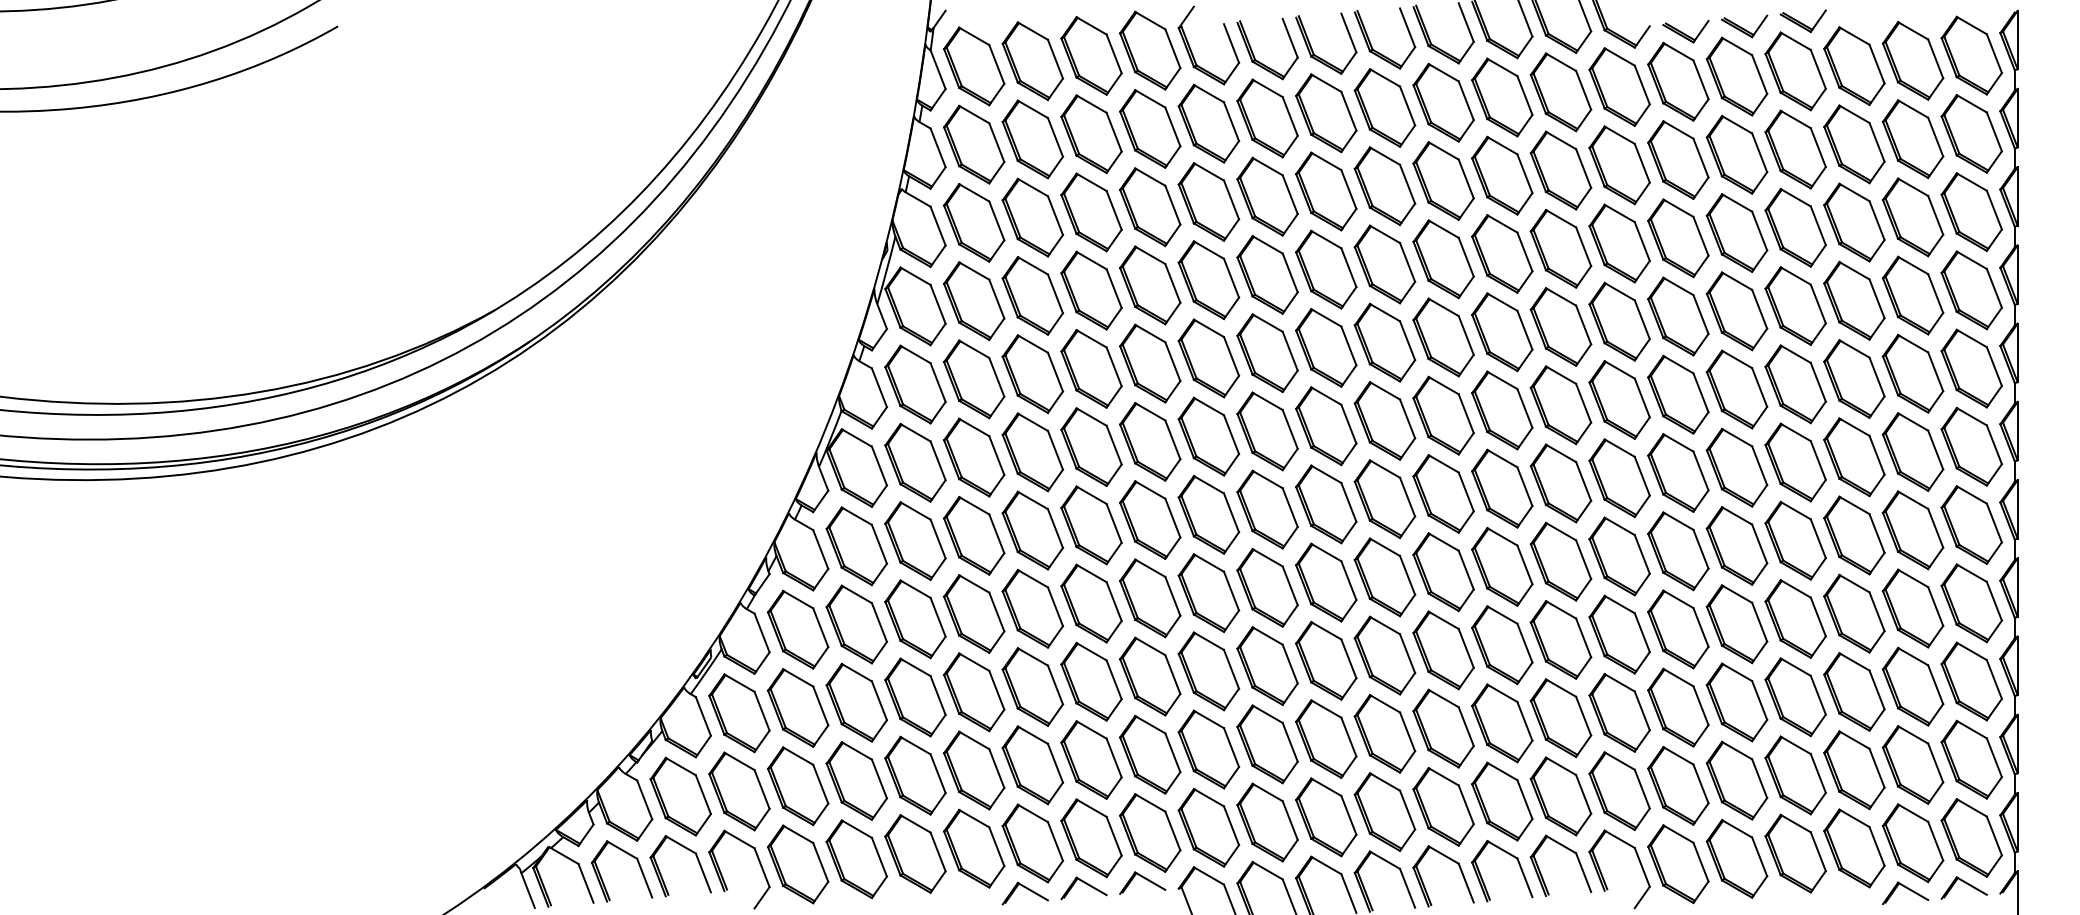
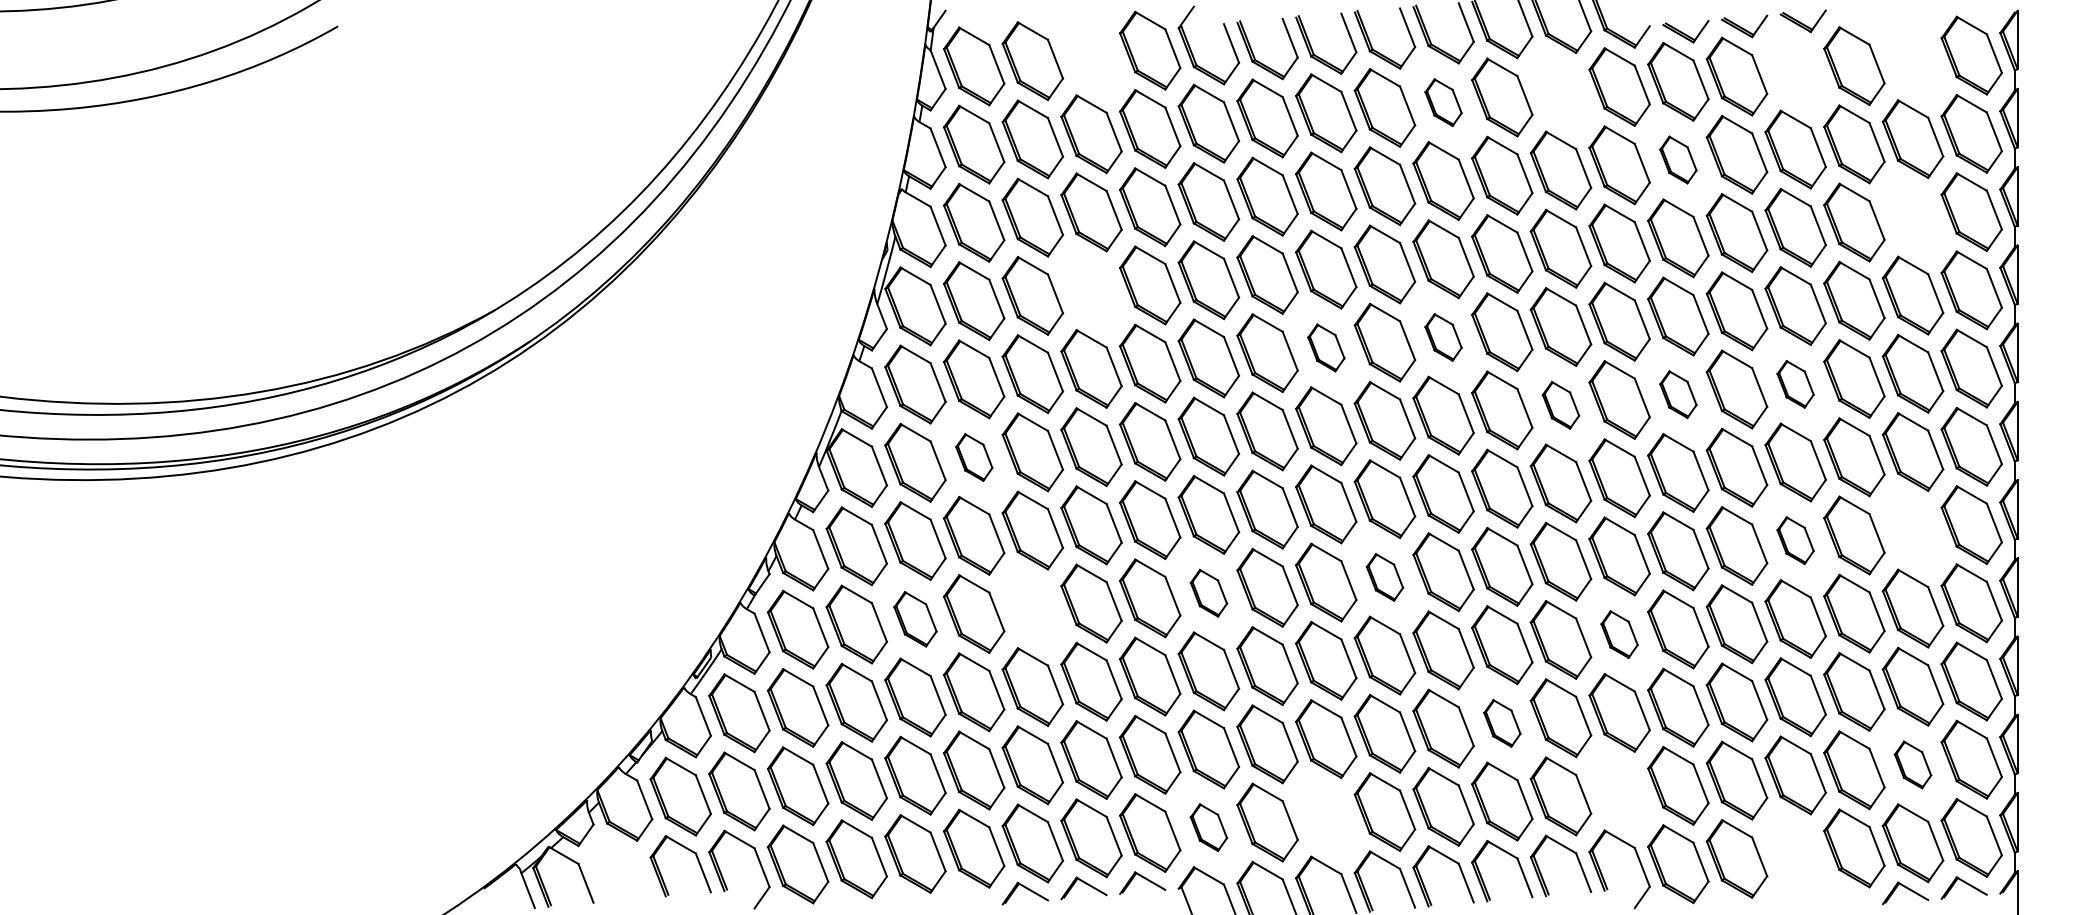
part: present -> none (1091, 55)
part: present -> none (1912, 60)
part: present -> none (1795, 71)
part: present -> none (1560, 92)
part size: 63x81 px -> 39x50 px (1443, 102)
part size: 63x80 px -> 39x50 px (1678, 159)
part: present -> none (1912, 217)
part: present -> none (1091, 290)
part size: 63x81 px -> 39x49 px (1443, 337)
part size: 63x80 px -> 39x50 px (1326, 347)
part size: 63x81 px -> 39x49 px (1795, 384)
part size: 63x81 px -> 39x50 px (1678, 394)
part size: 64x81 px -> 40x50 px (1560, 404)
part size: 63x81 px -> 39x49 px (974, 457)
part: present -> none (1912, 530)
part size: 63x81 px -> 39x49 px (1795, 540)
part size: 64x81 px -> 40x49 px (1384, 577)
part size: 64x81 px -> 40x50 px (1208, 592)
part: present -> none (1032, 608)
part size: 63x81 px -> 45x57 px (915, 619)
part size: 63x81 px -> 39x49 px (1619, 634)
part size: 63x81 px -> 39x49 px (1502, 723)
part size: 64x80 px -> 40x50 px (1912, 764)
part: present -> none (1619, 790)
part: present -> none (1326, 817)
part size: 64x81 px -> 40x50 px (1208, 827)
part: present -> none (1795, 853)
part: present -> none (632, 857)
